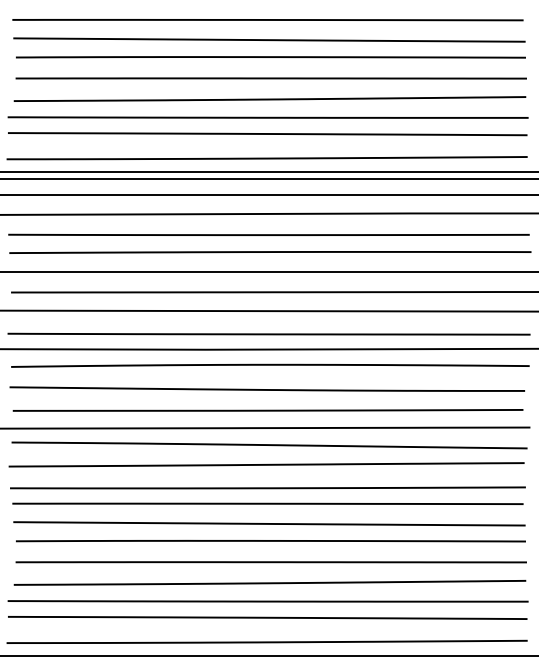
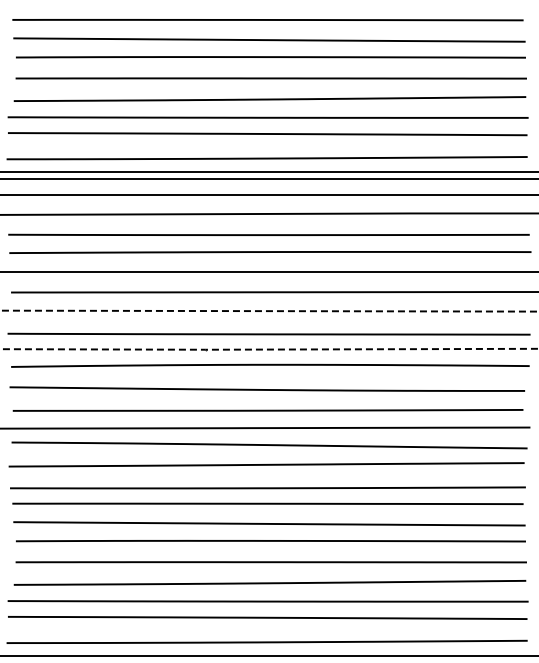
line: solid -> dashed (269, 311)
line: solid -> dashed (268, 349)
